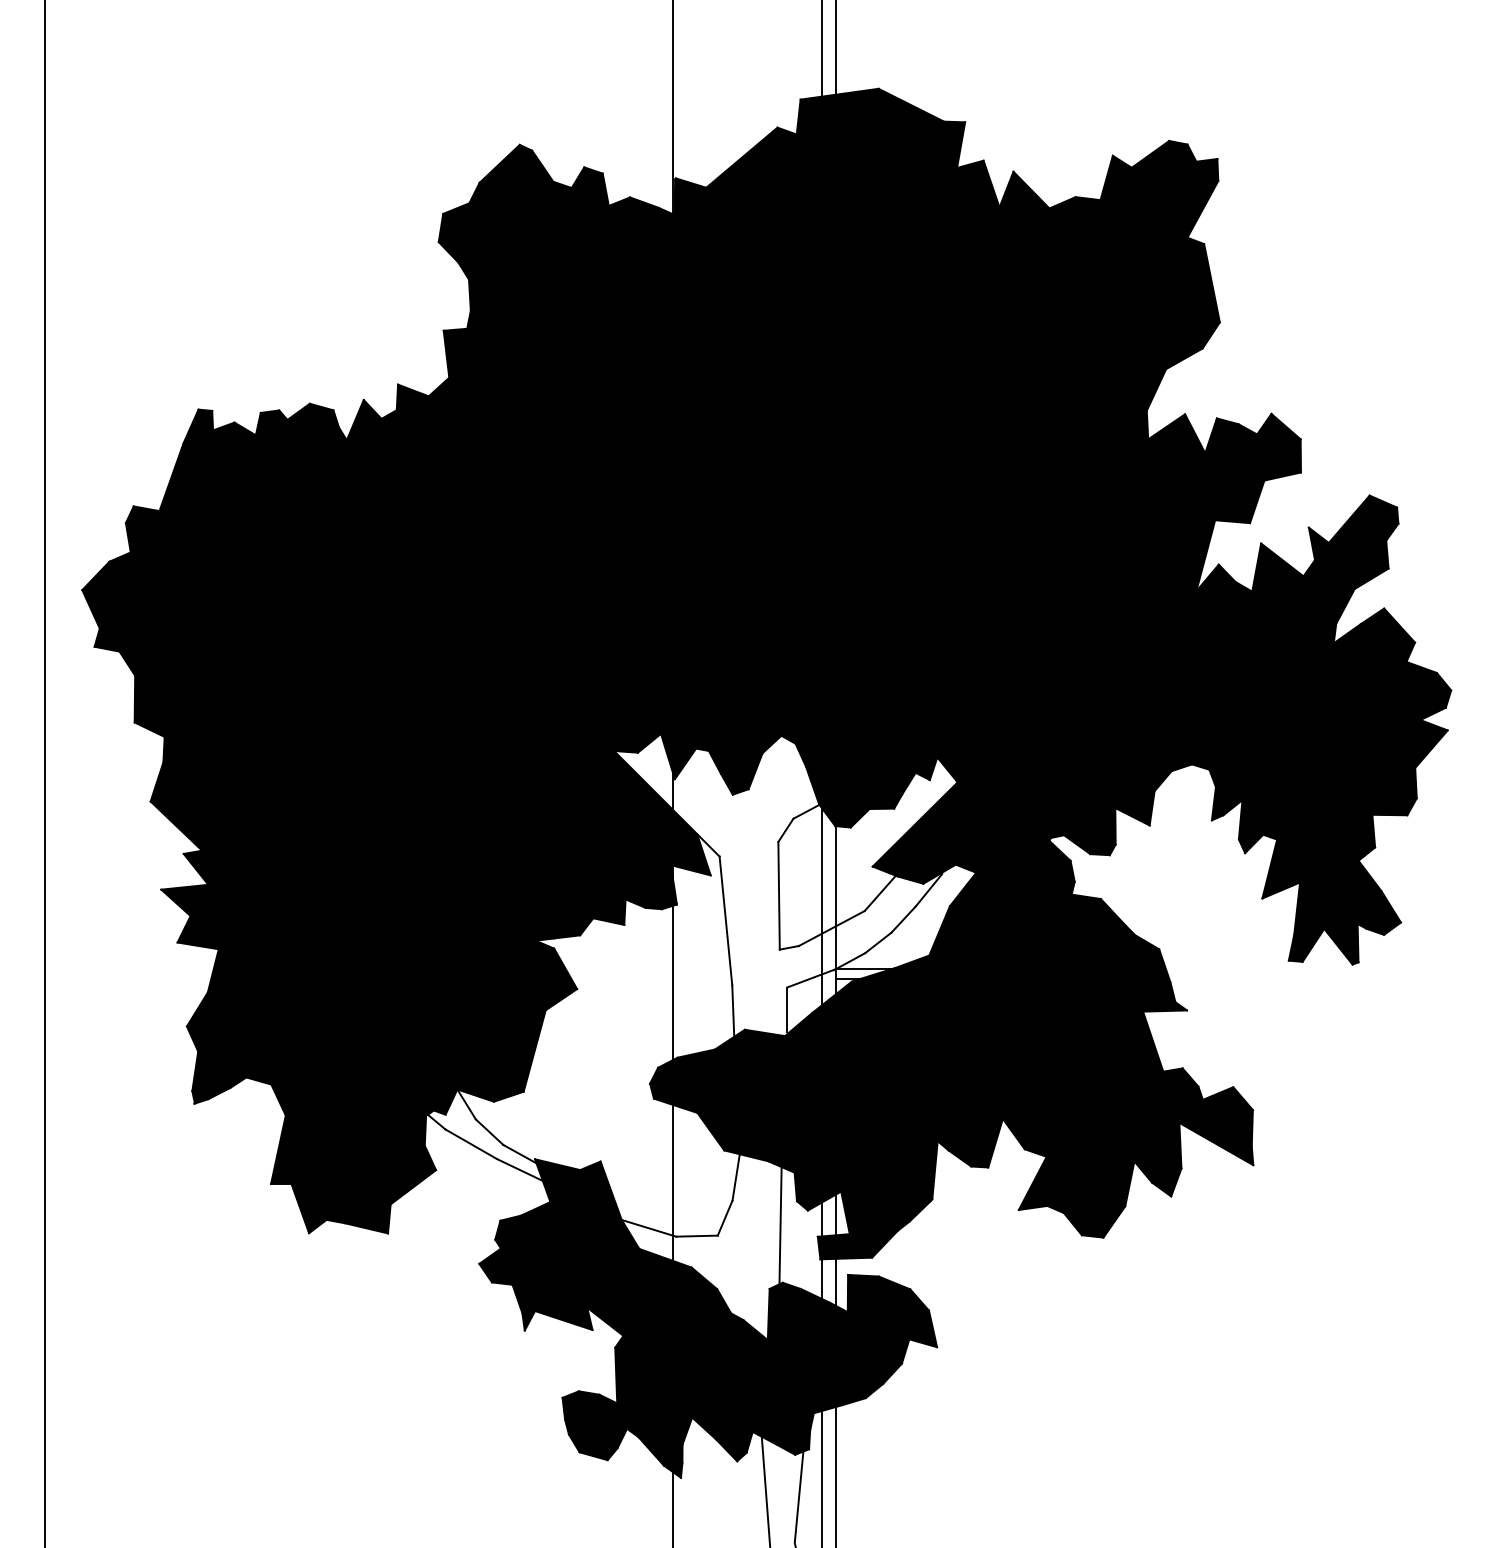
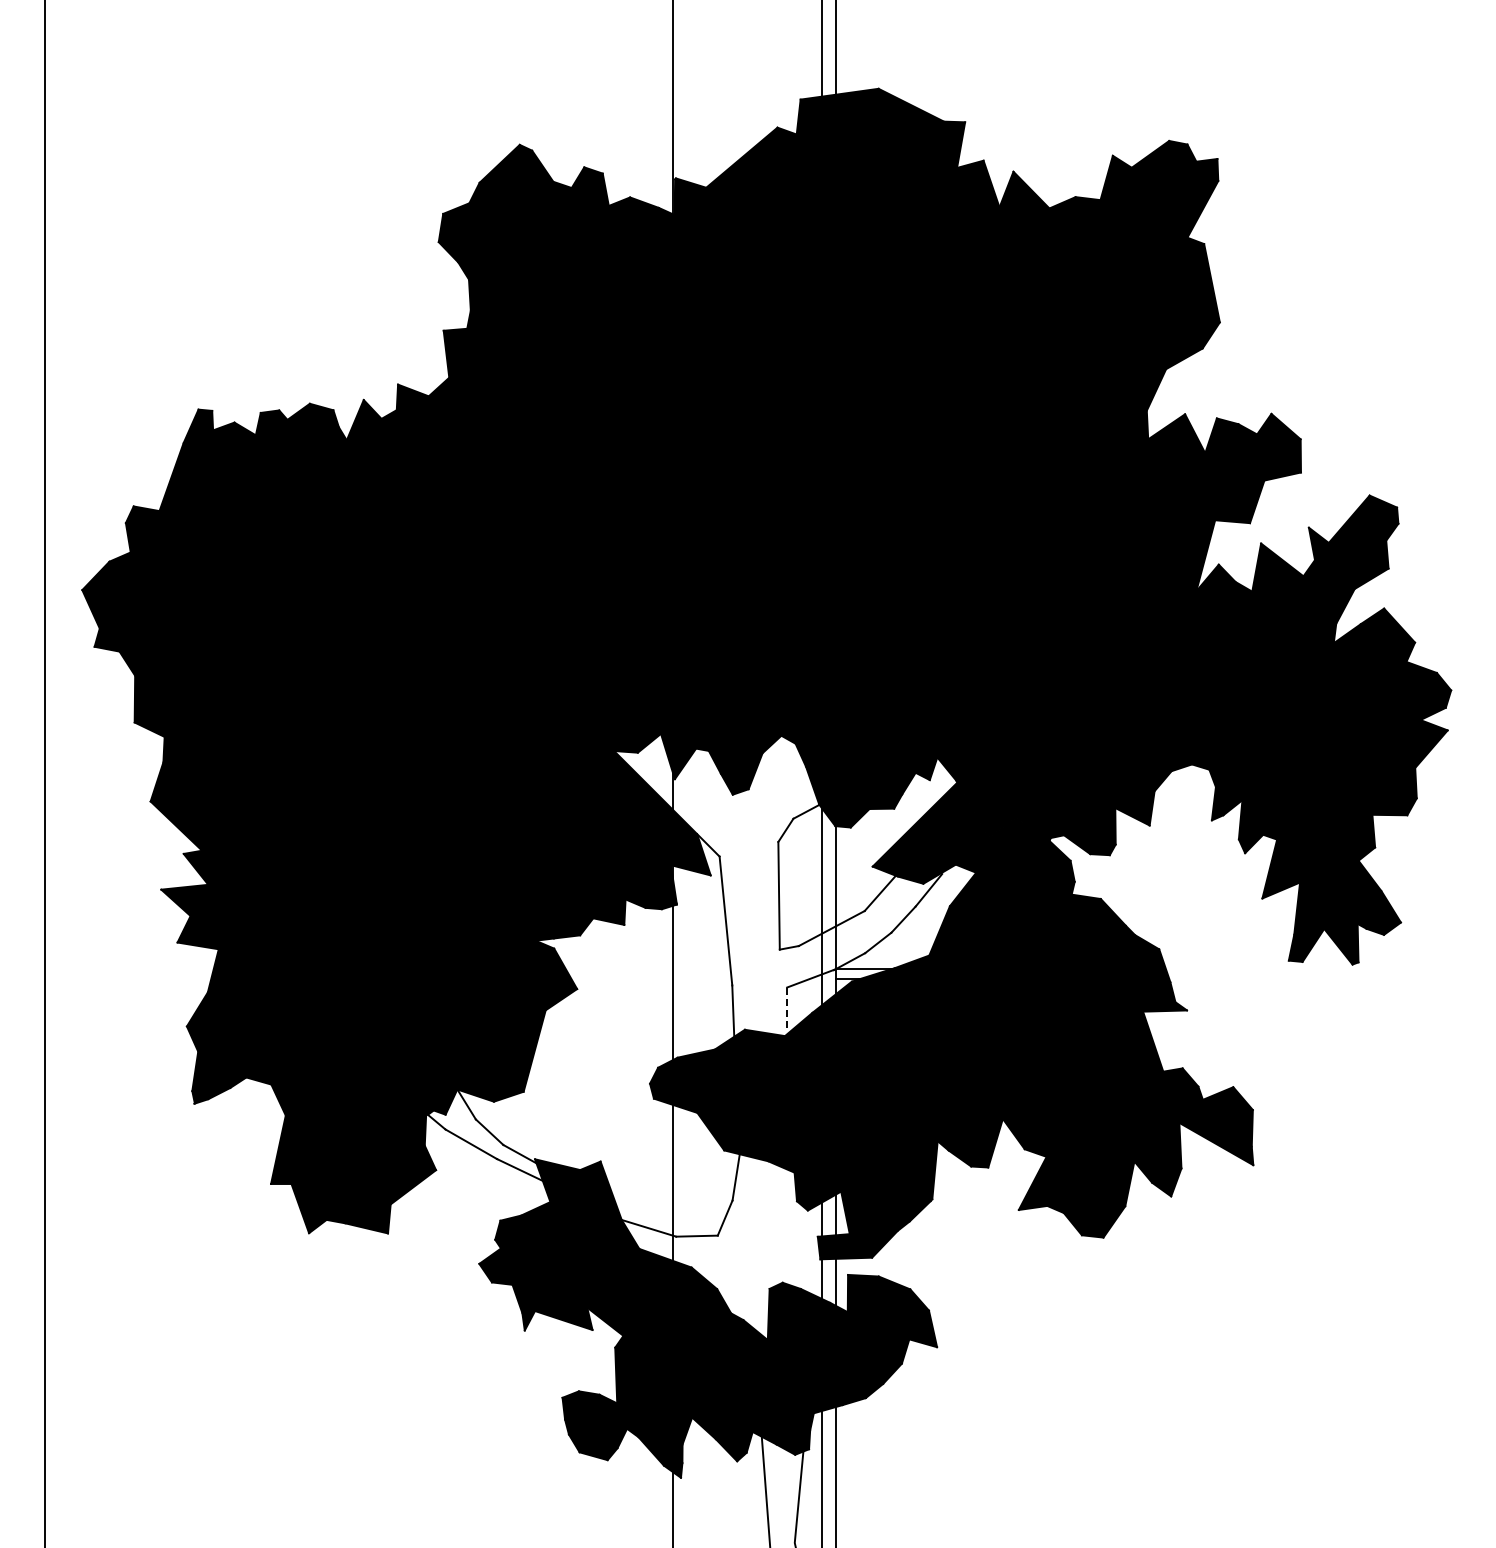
line: solid -> dashed (787, 1010)
line: present -> none (780, 1224)
